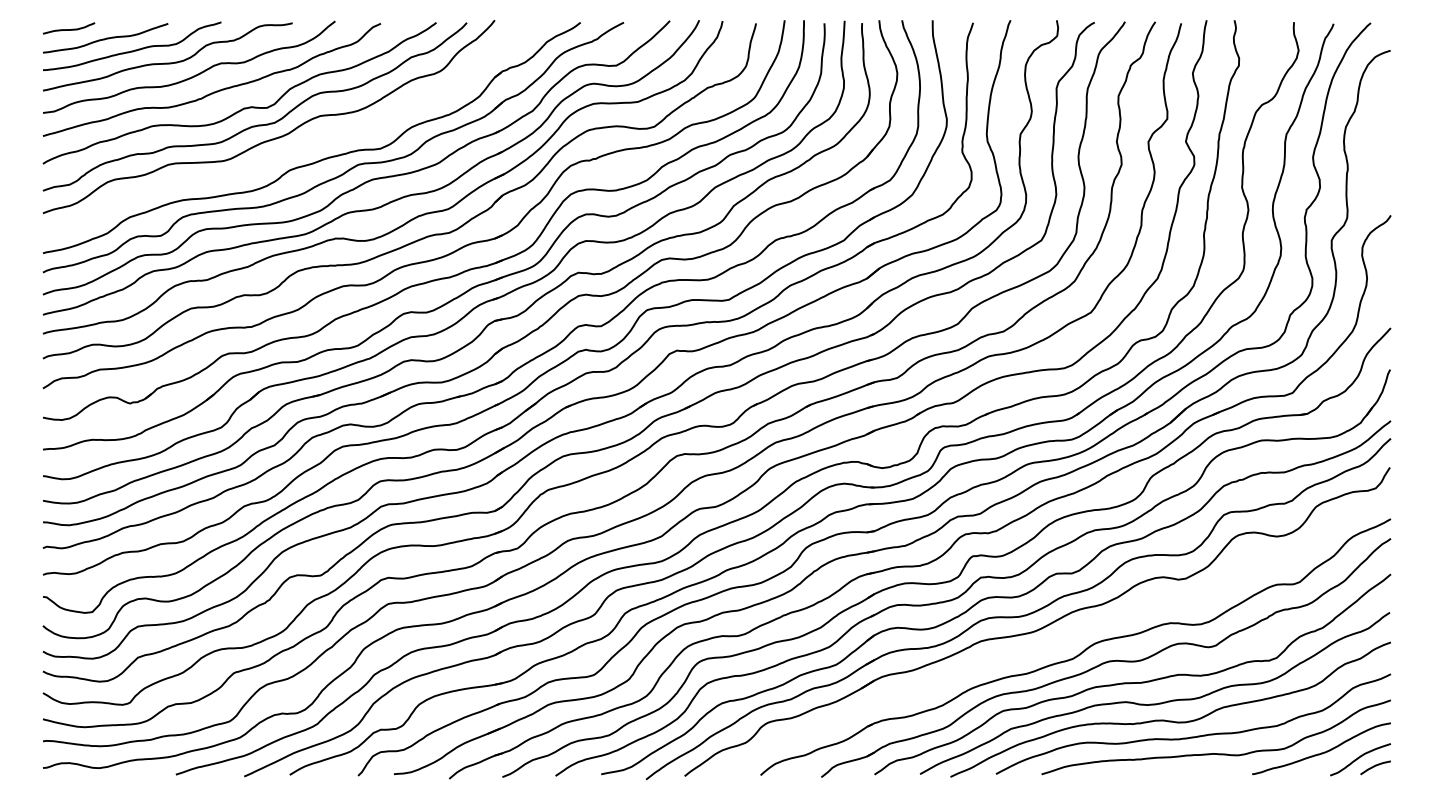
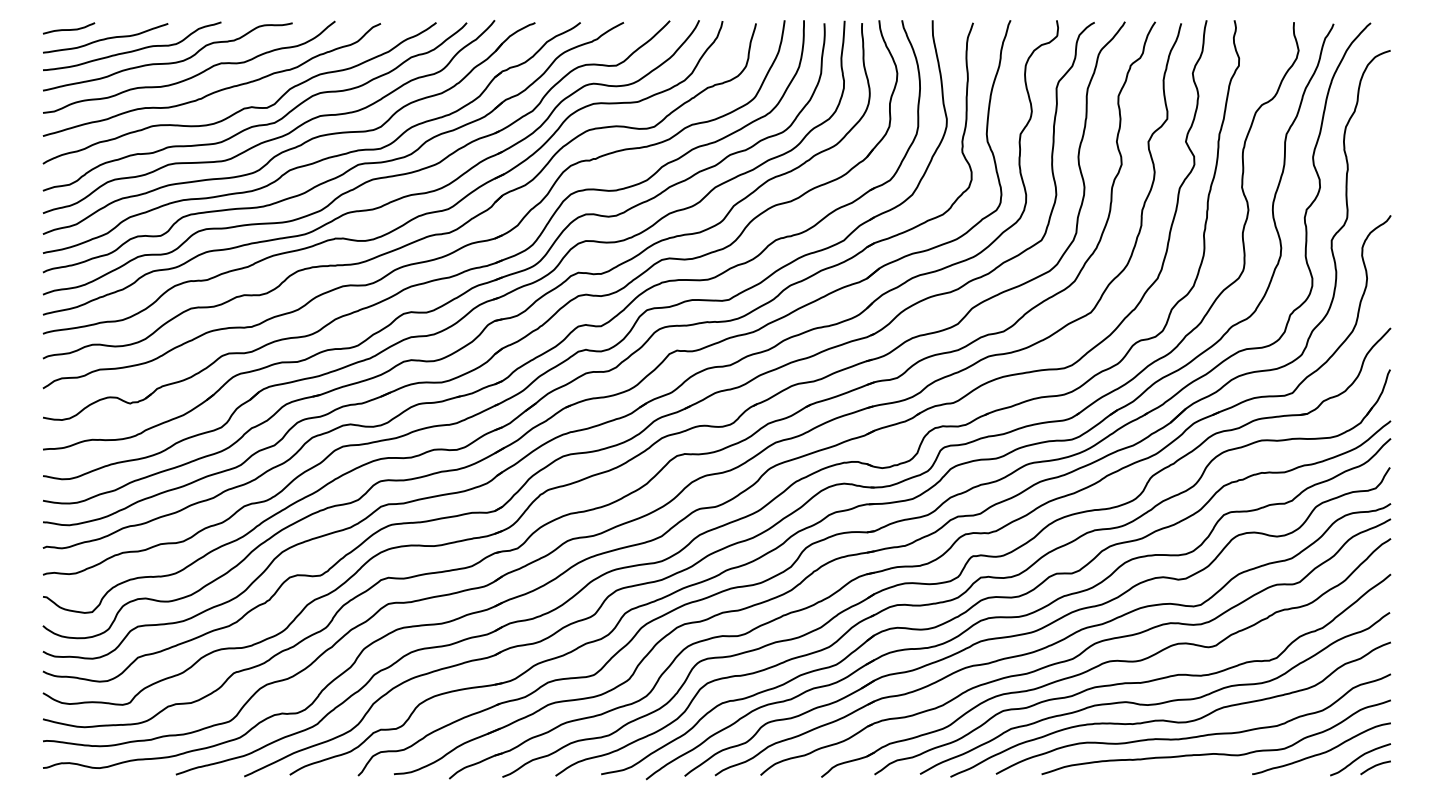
part: none -> present (297, 145)
part: none -> present (1052, 639)
